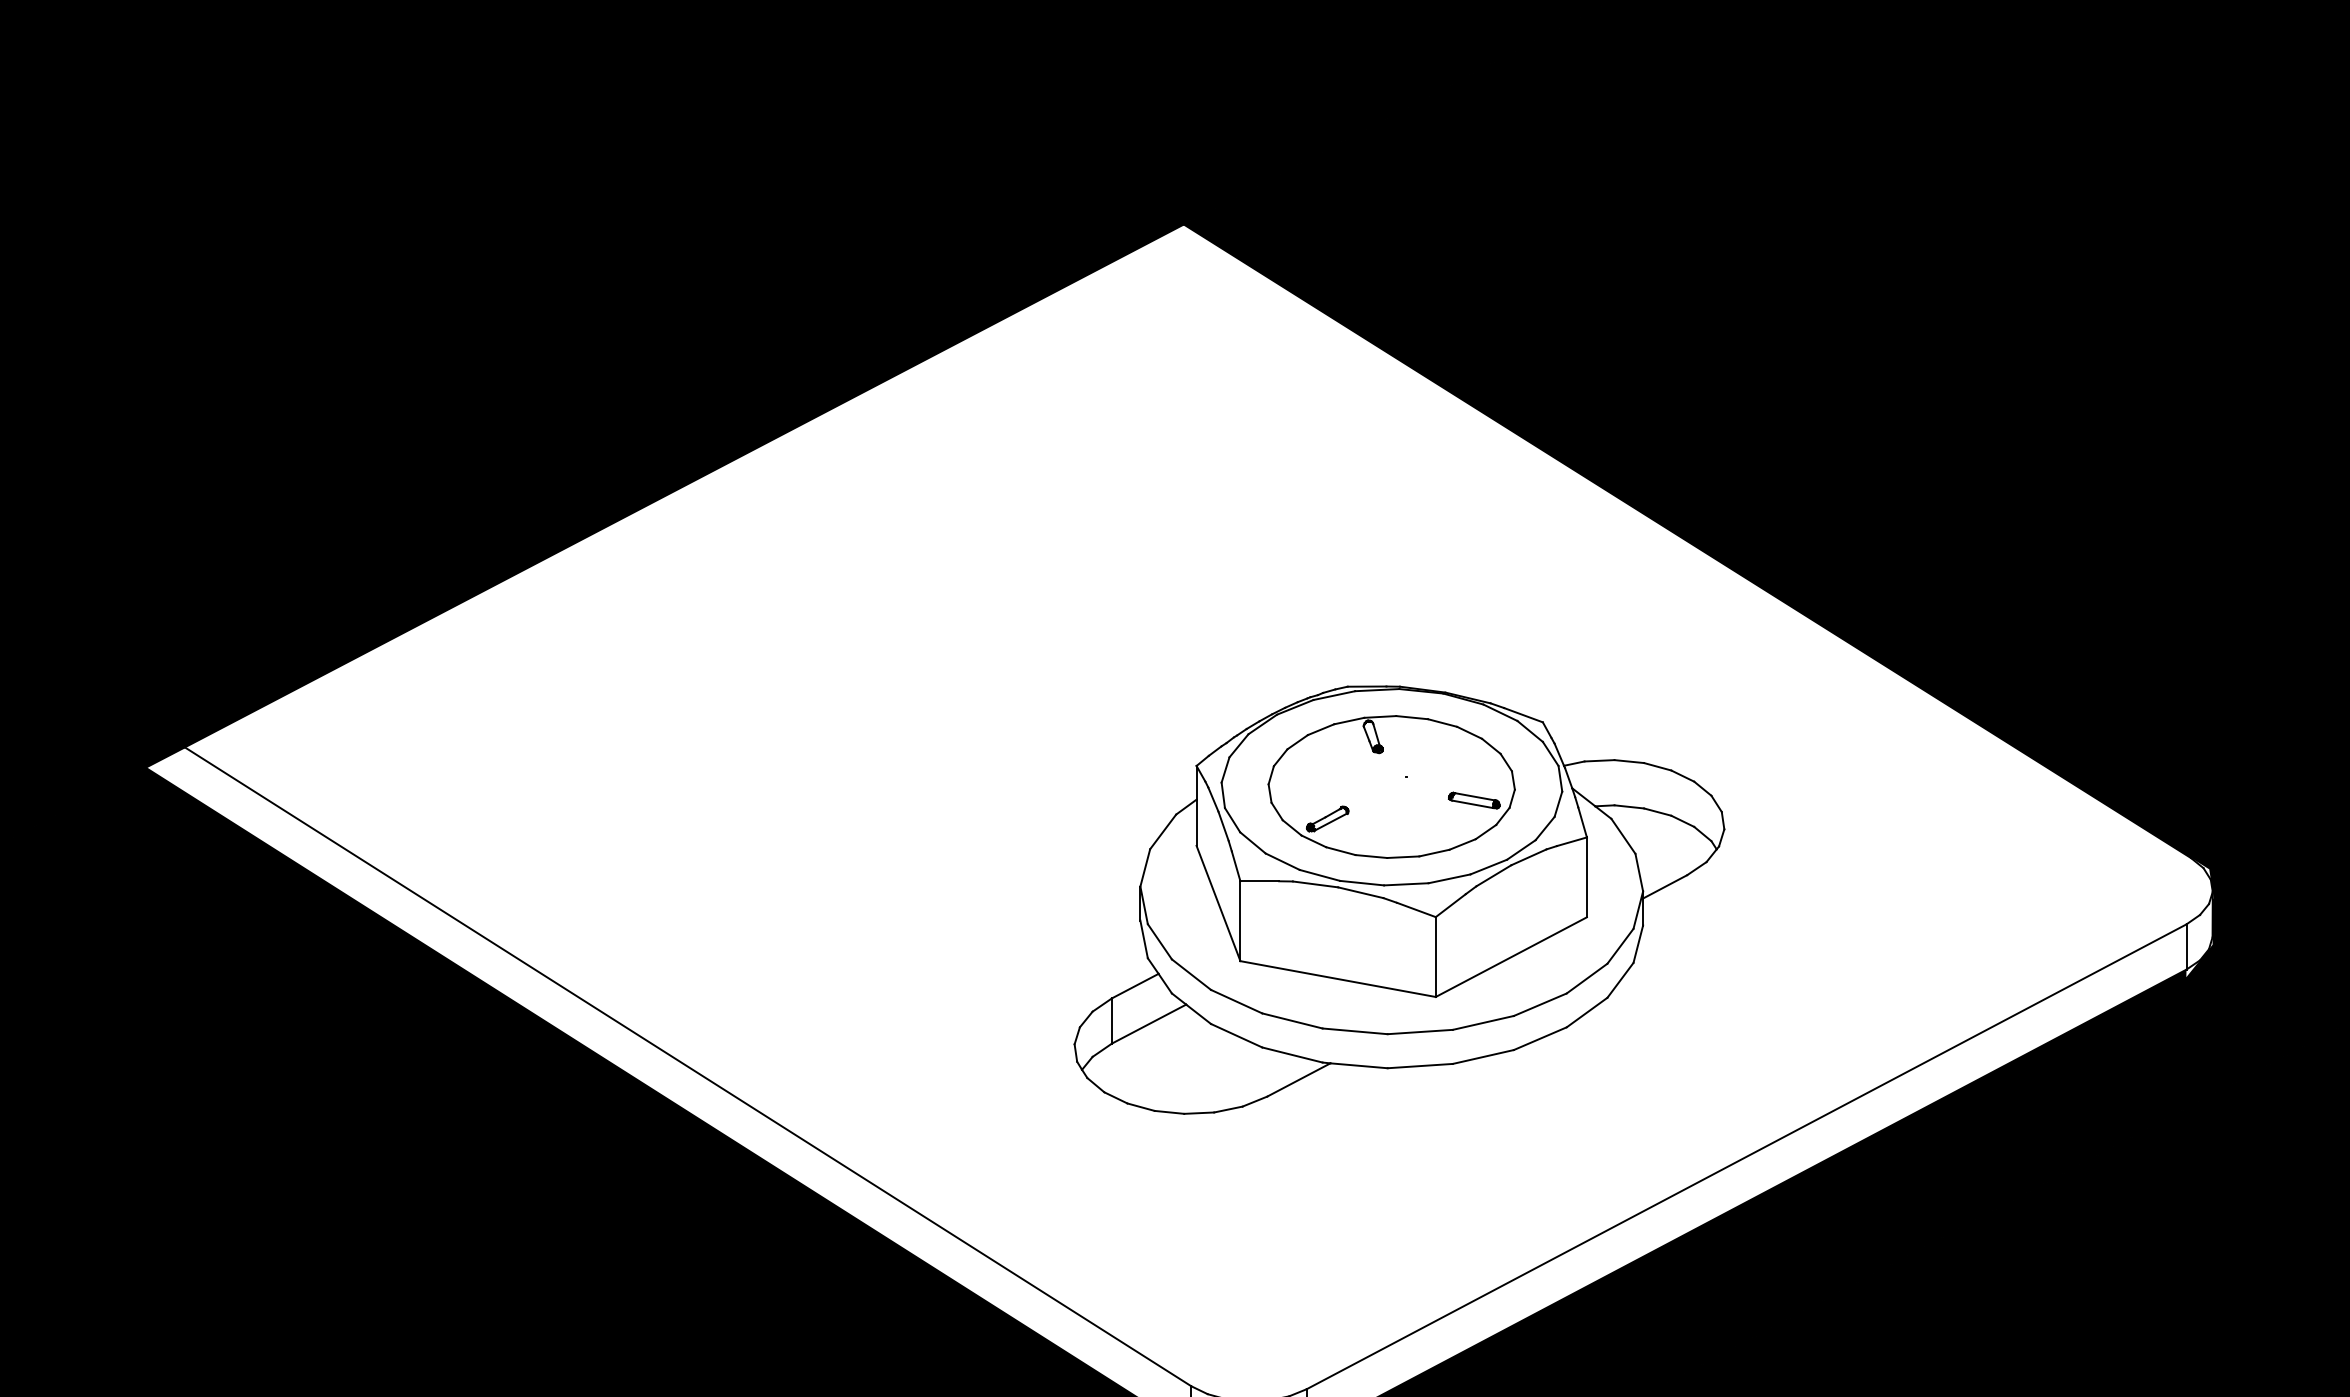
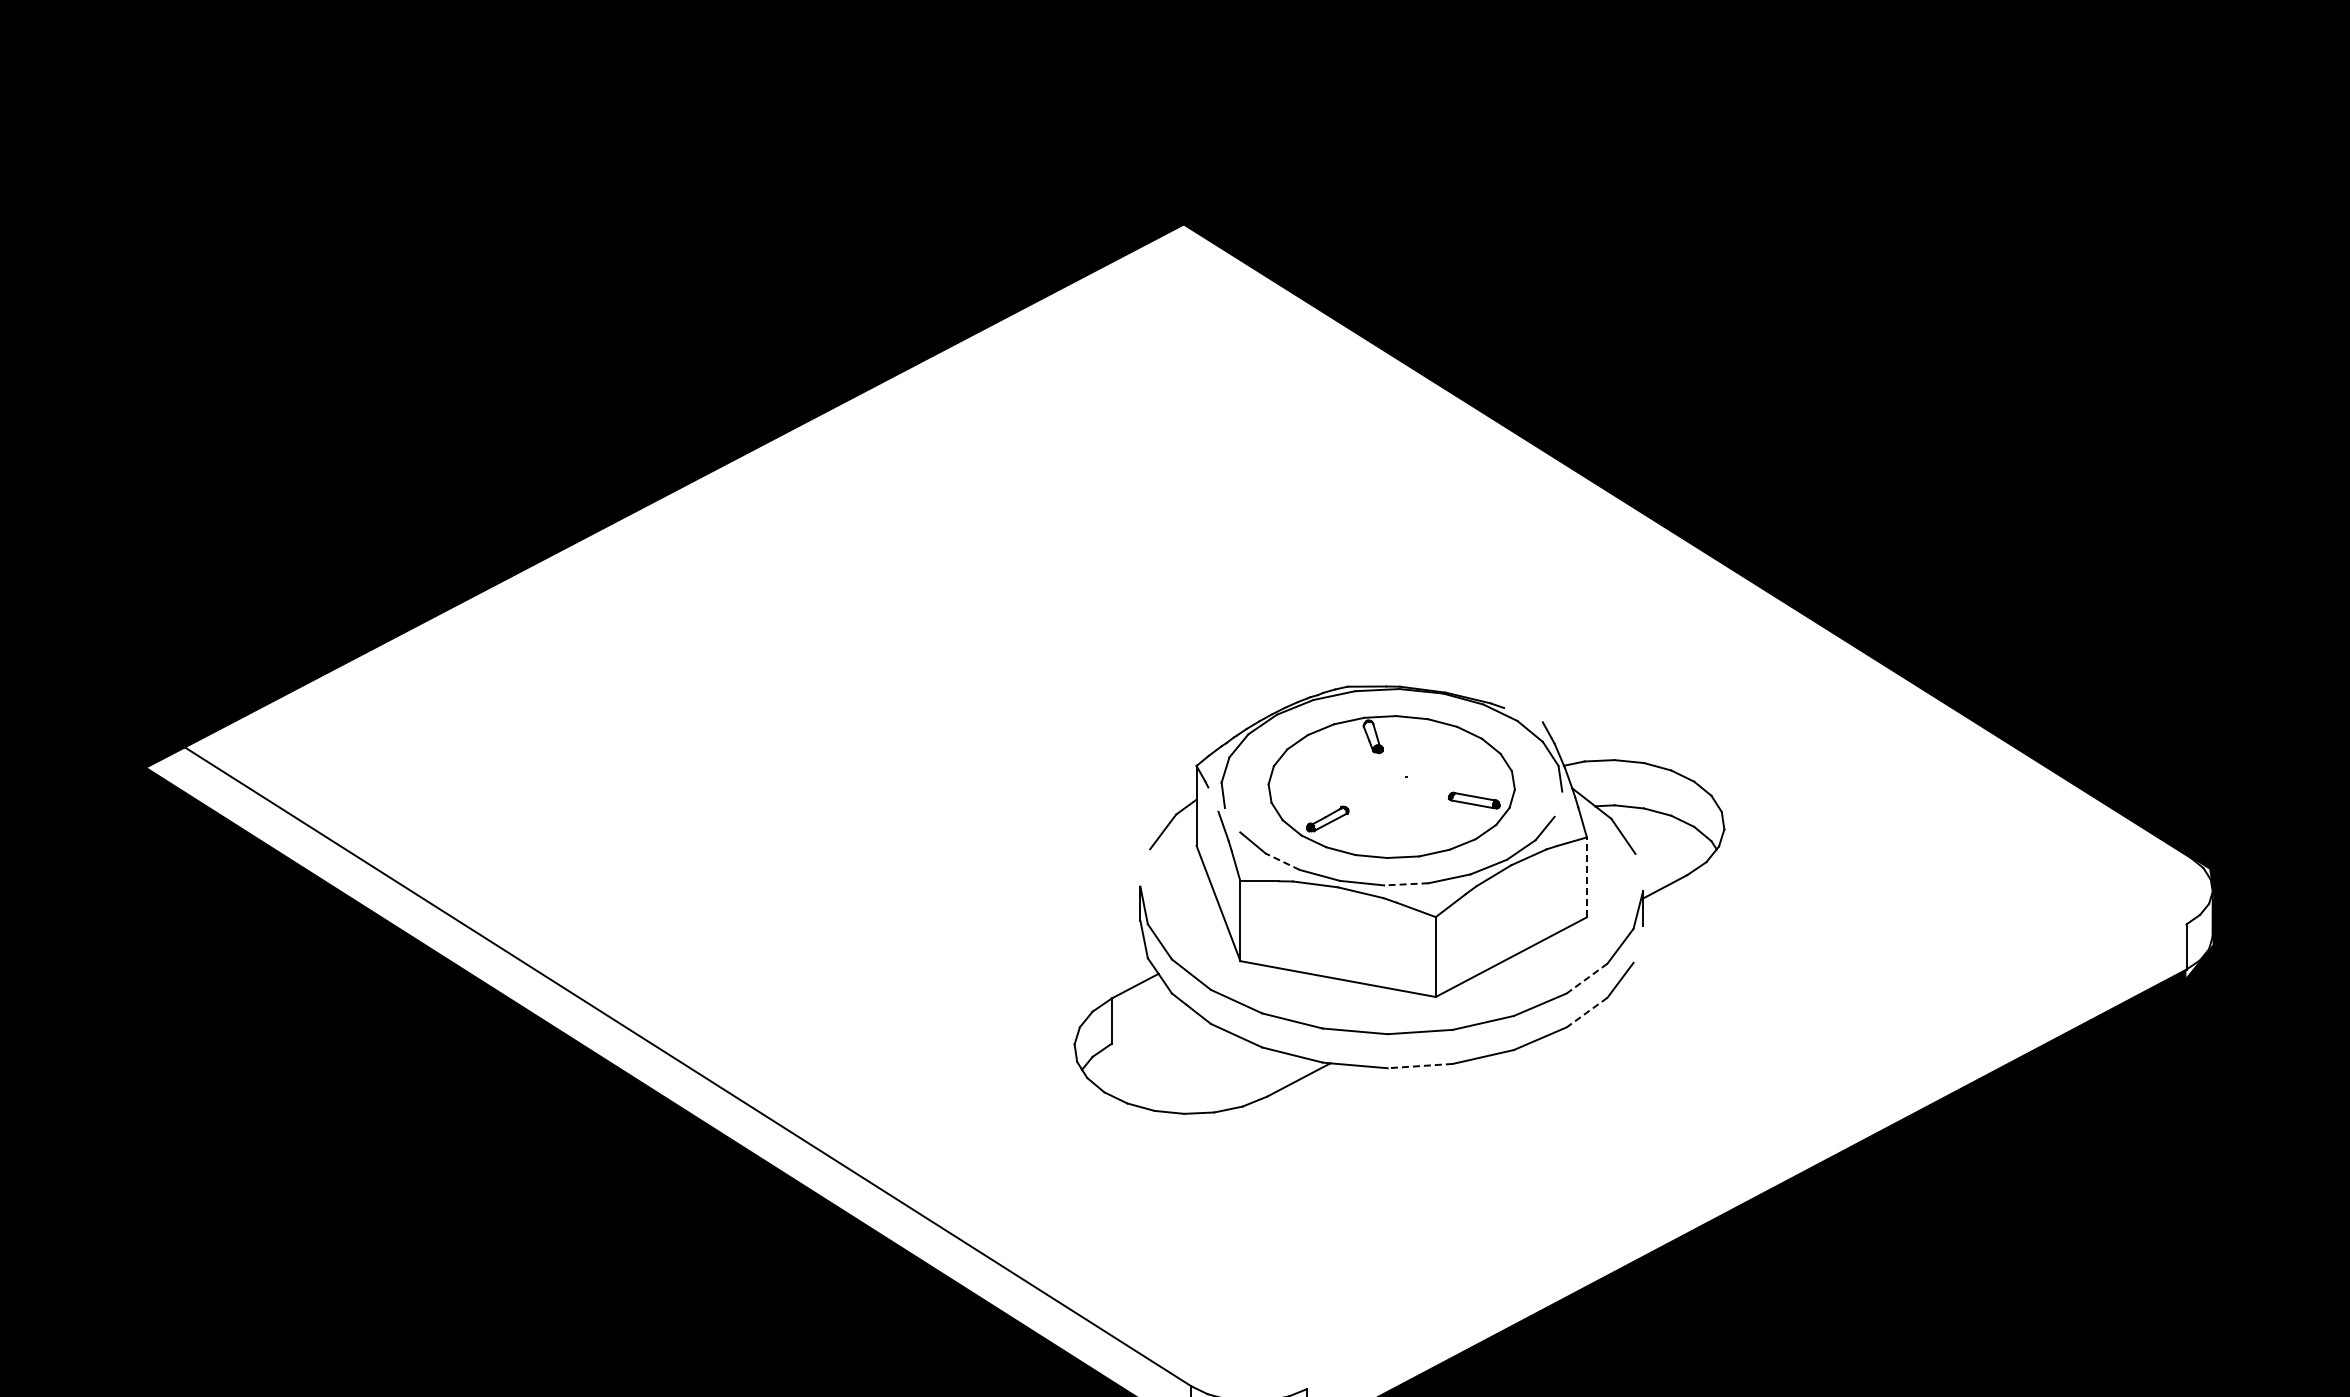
line: present -> none (1523, 715)
line: present -> none (1213, 799)
line: present -> none (1558, 803)
line: present -> none (1232, 820)
line: solid -> dashed (1282, 861)
line: present -> none (1145, 867)
line: present -> none (1639, 872)
line: solid -> dashed (1586, 877)
line: solid -> dashed (1405, 884)
line: present -> none (1638, 943)
line: solid -> dashed (1586, 978)
line: solid -> dashed (1586, 1012)
line: present -> none (1149, 1023)
line: solid -> dashed (1420, 1066)
line: present -> none (1746, 1156)
